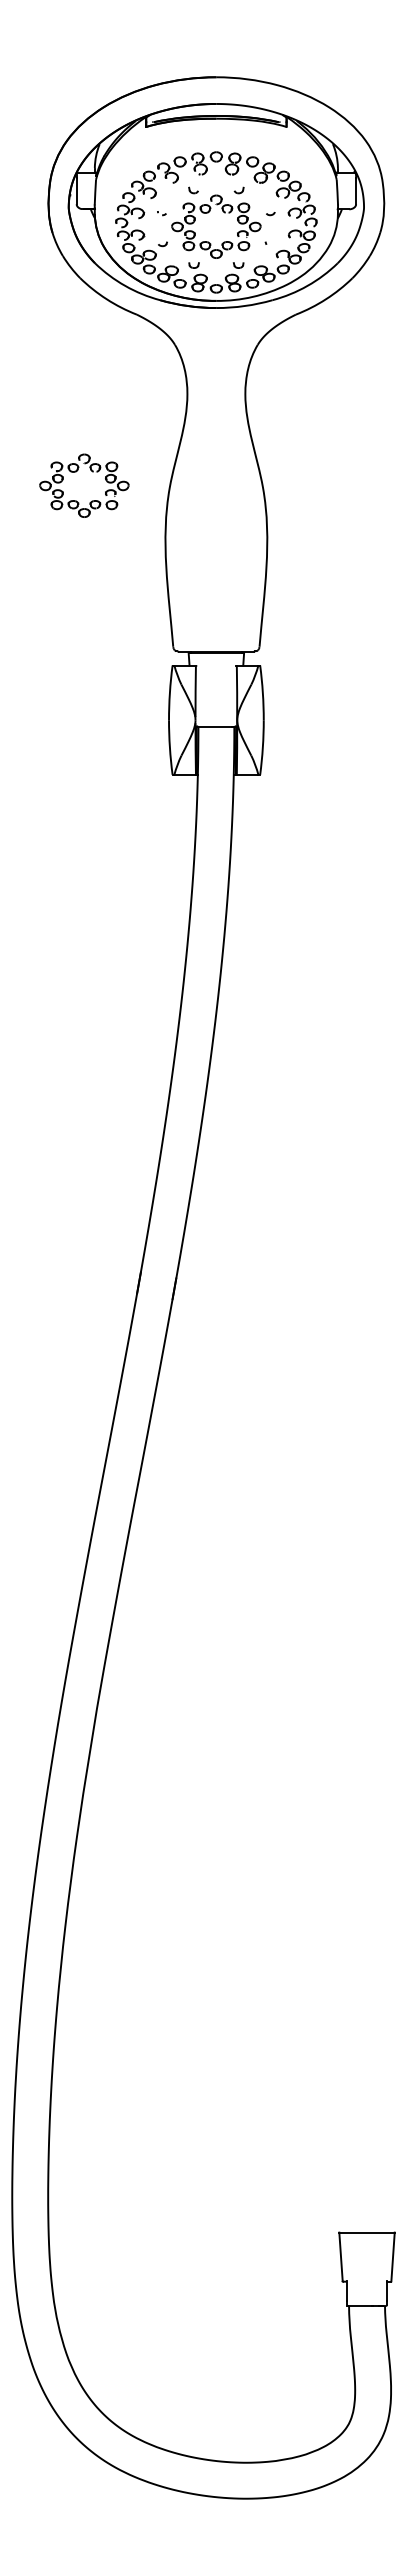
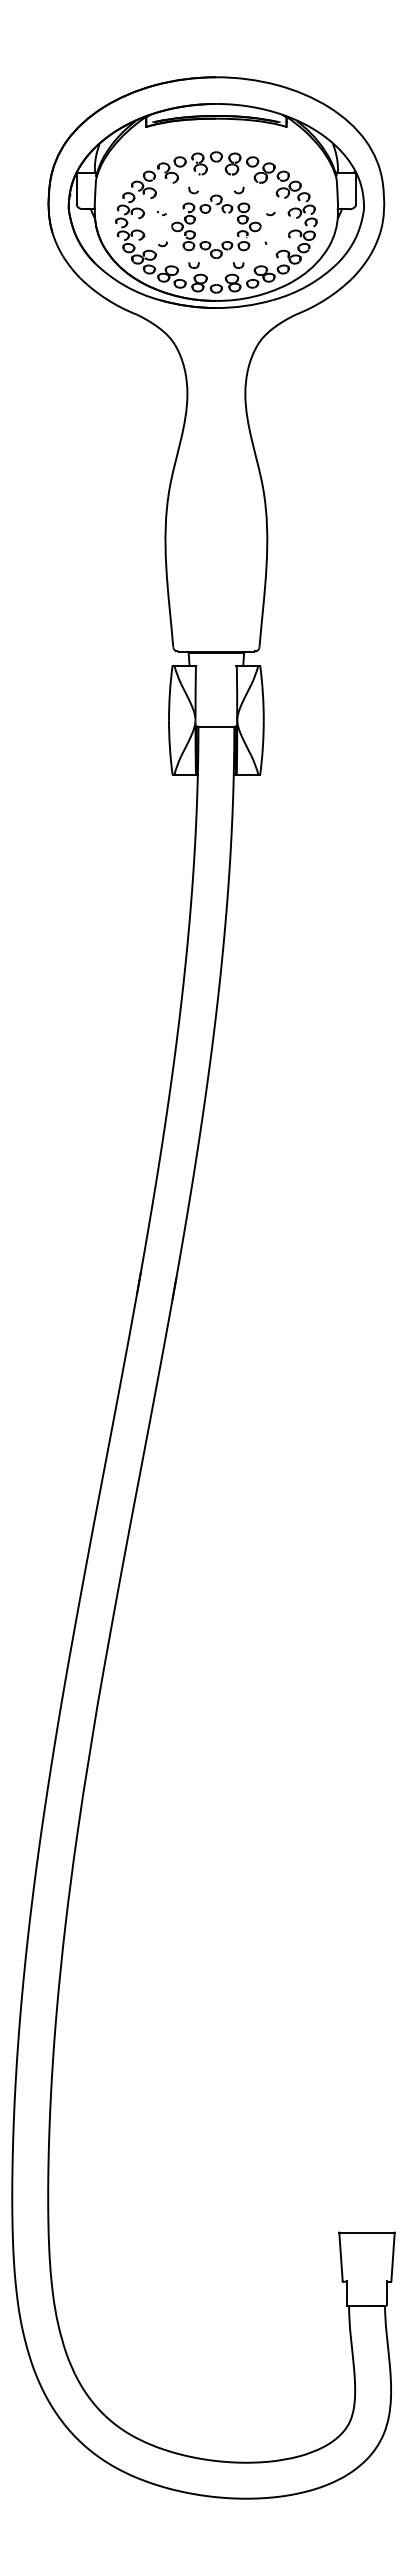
part: present -> none (76, 472)
